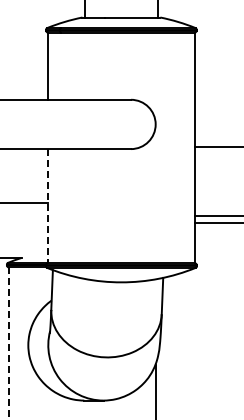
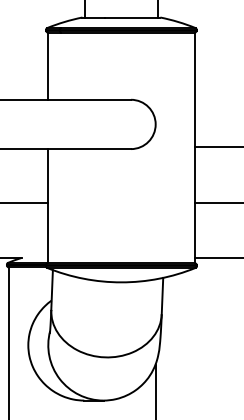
line: dashed -> solid (48, 206)
line position: (217, 215) -> (217, 202) (217, 202)
line position: (217, 222) -> (217, 257) (217, 257)
line: dashed -> solid (8, 344)
